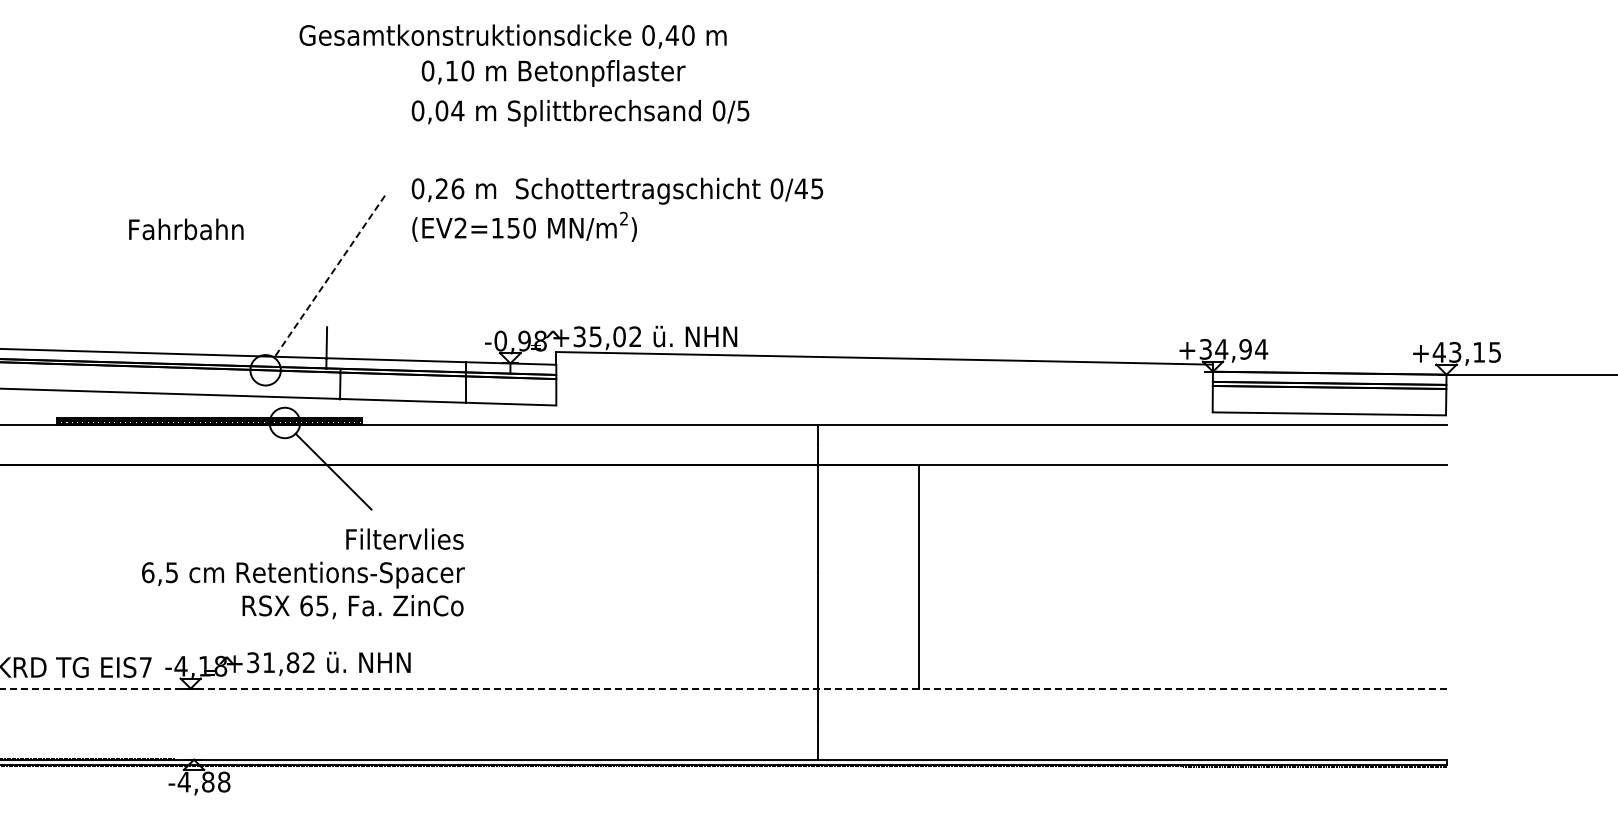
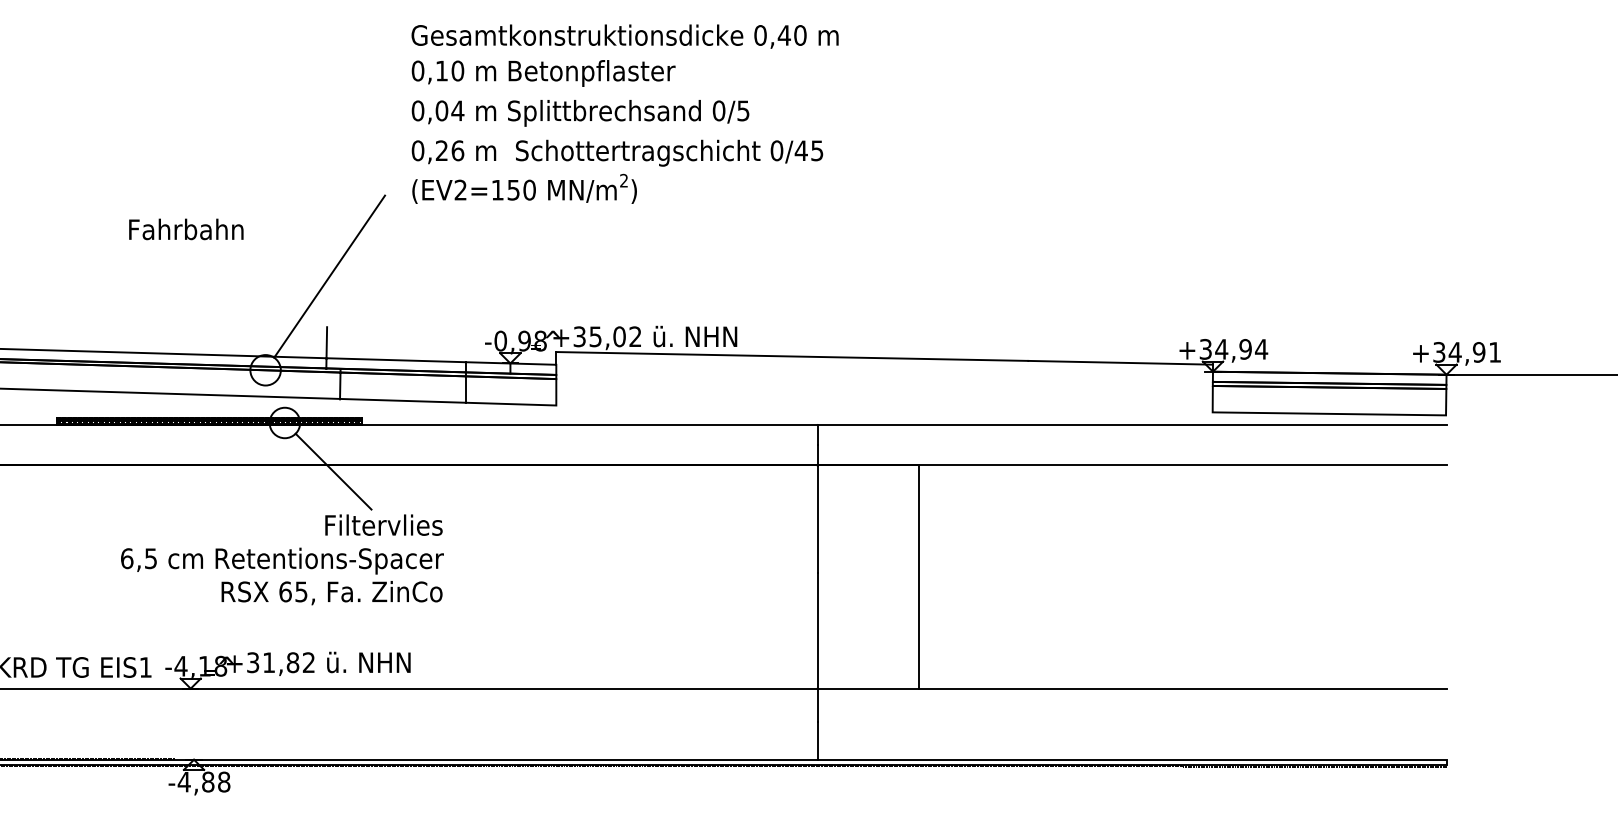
text position: (512, 36) -> (624, 36) (624, 36)
text position: (553, 73) -> (543, 73) (543, 73)
text position: (617, 209) -> (617, 171) (617, 171)
line: dashed -> solid (329, 277)
text: +43,15 -> +34,91 (1466, 351)
text position: (303, 573) -> (282, 559) (282, 559)
text: EIS7 -> EIS1 (145, 667)
line: dashed -> solid (723, 688)
